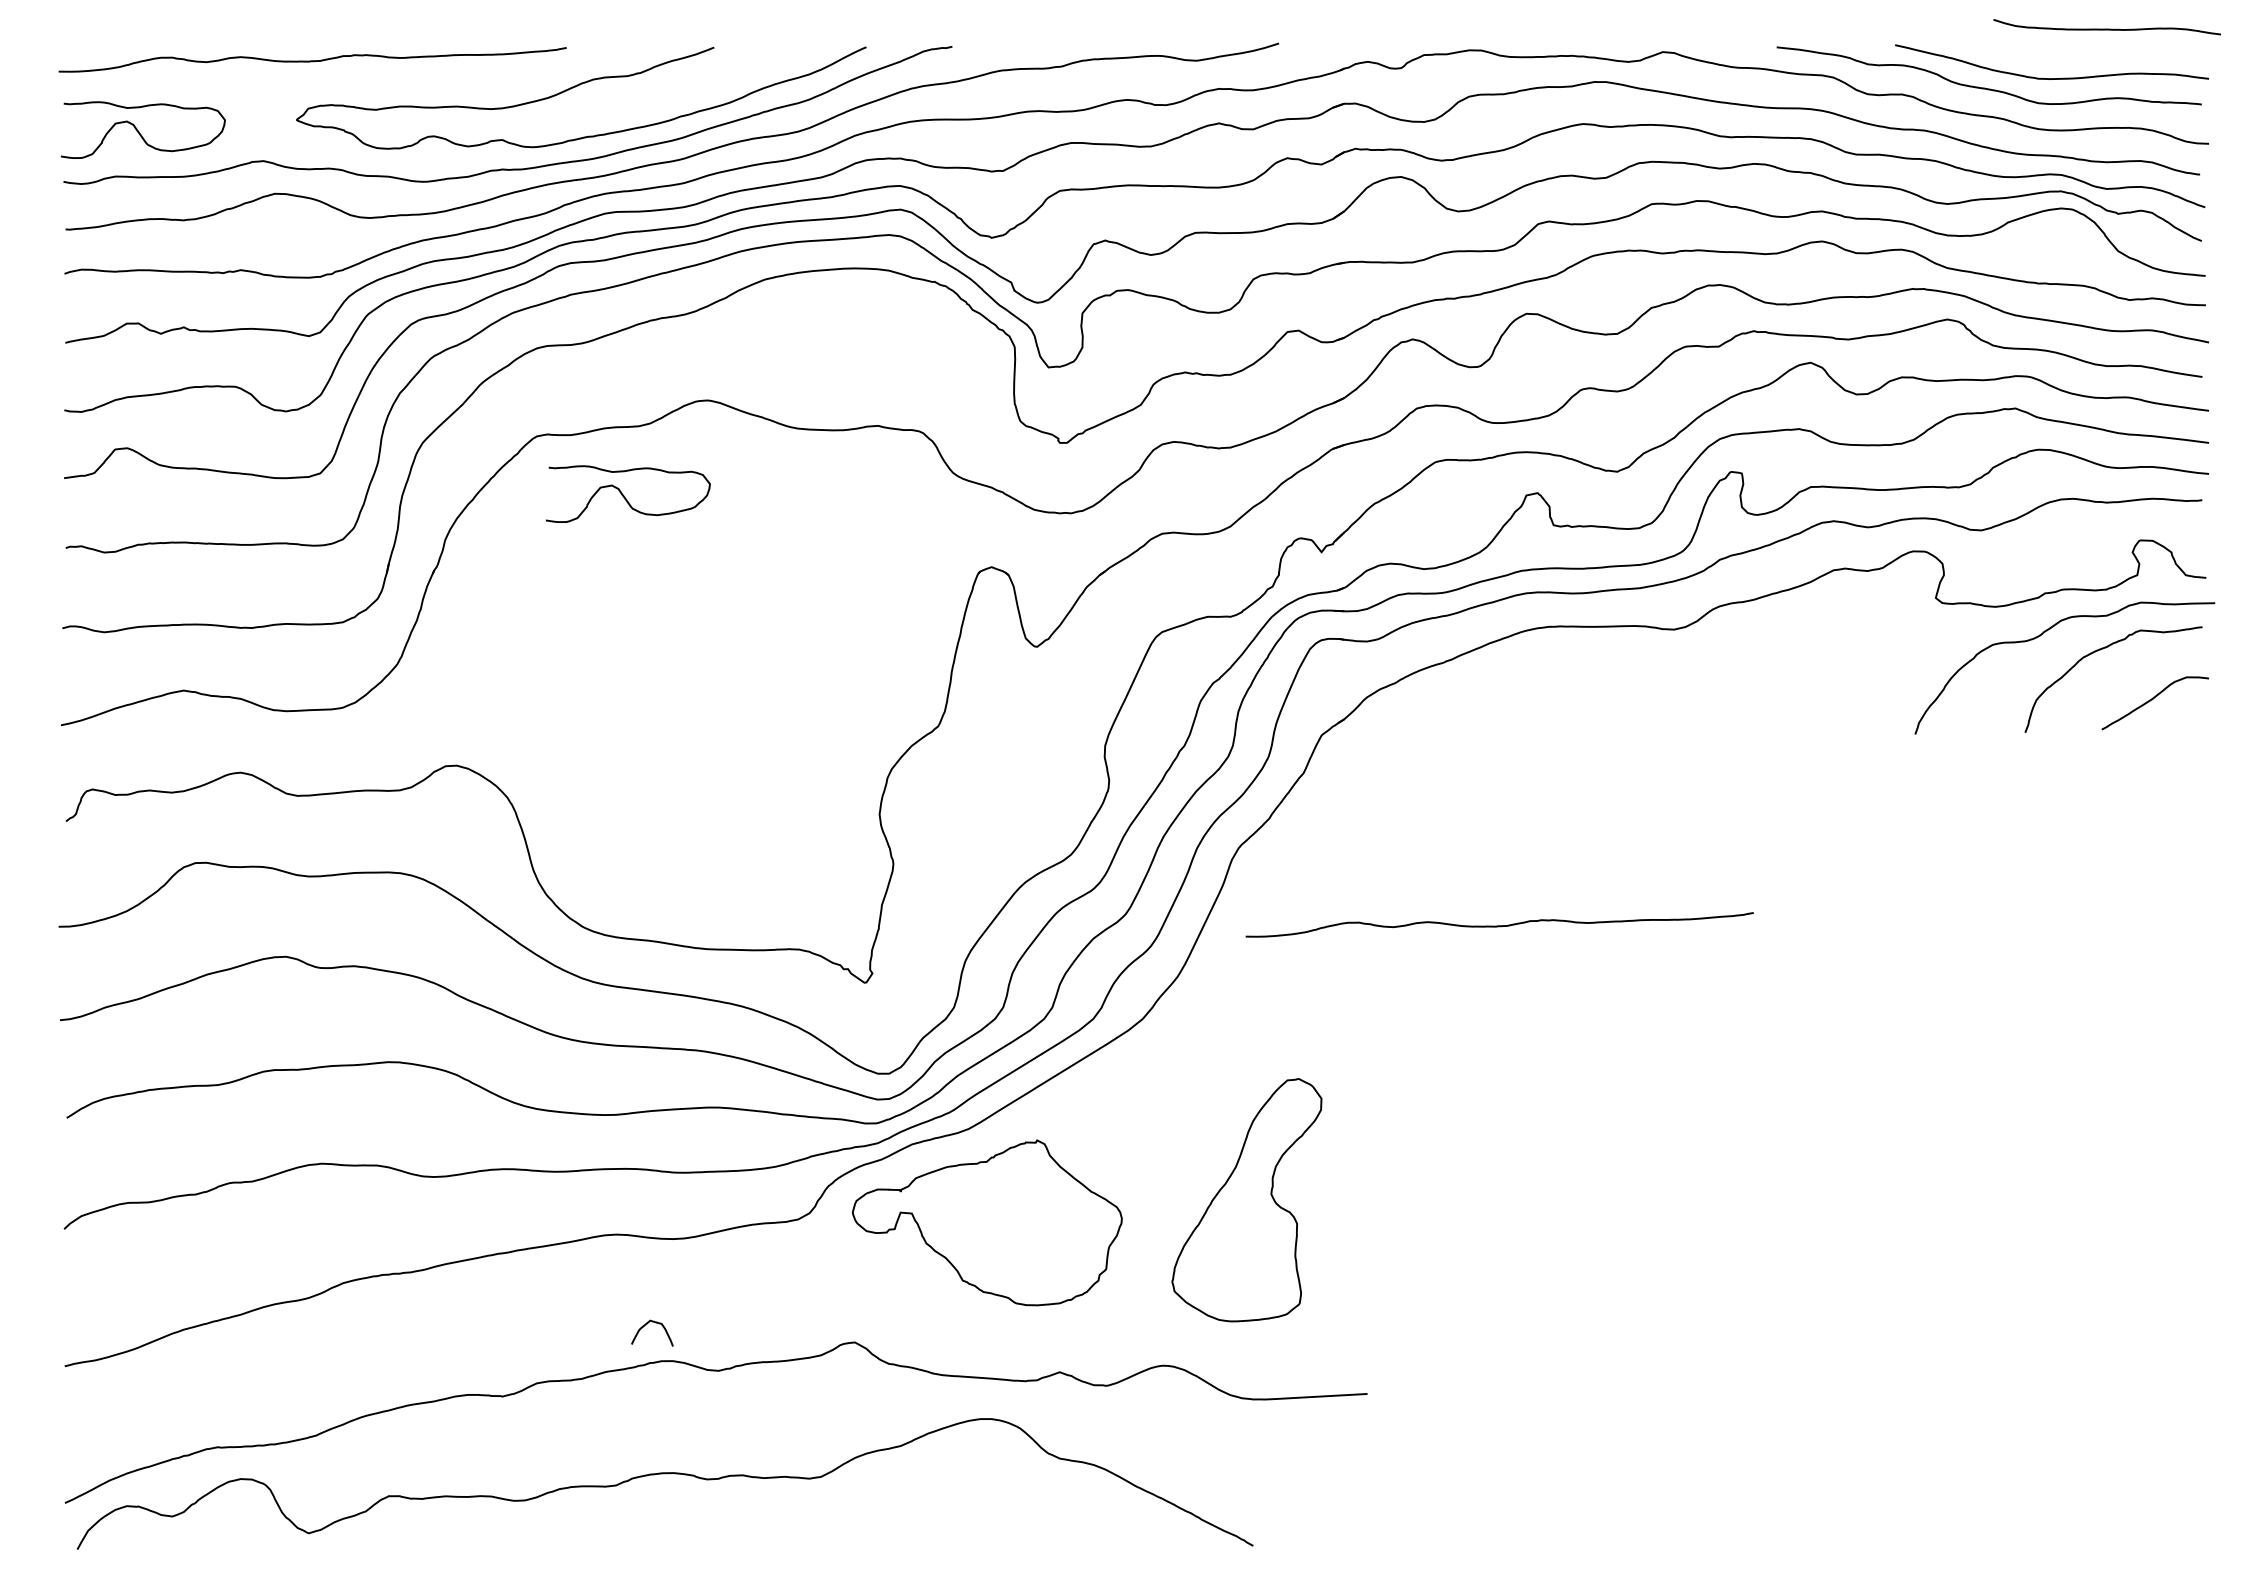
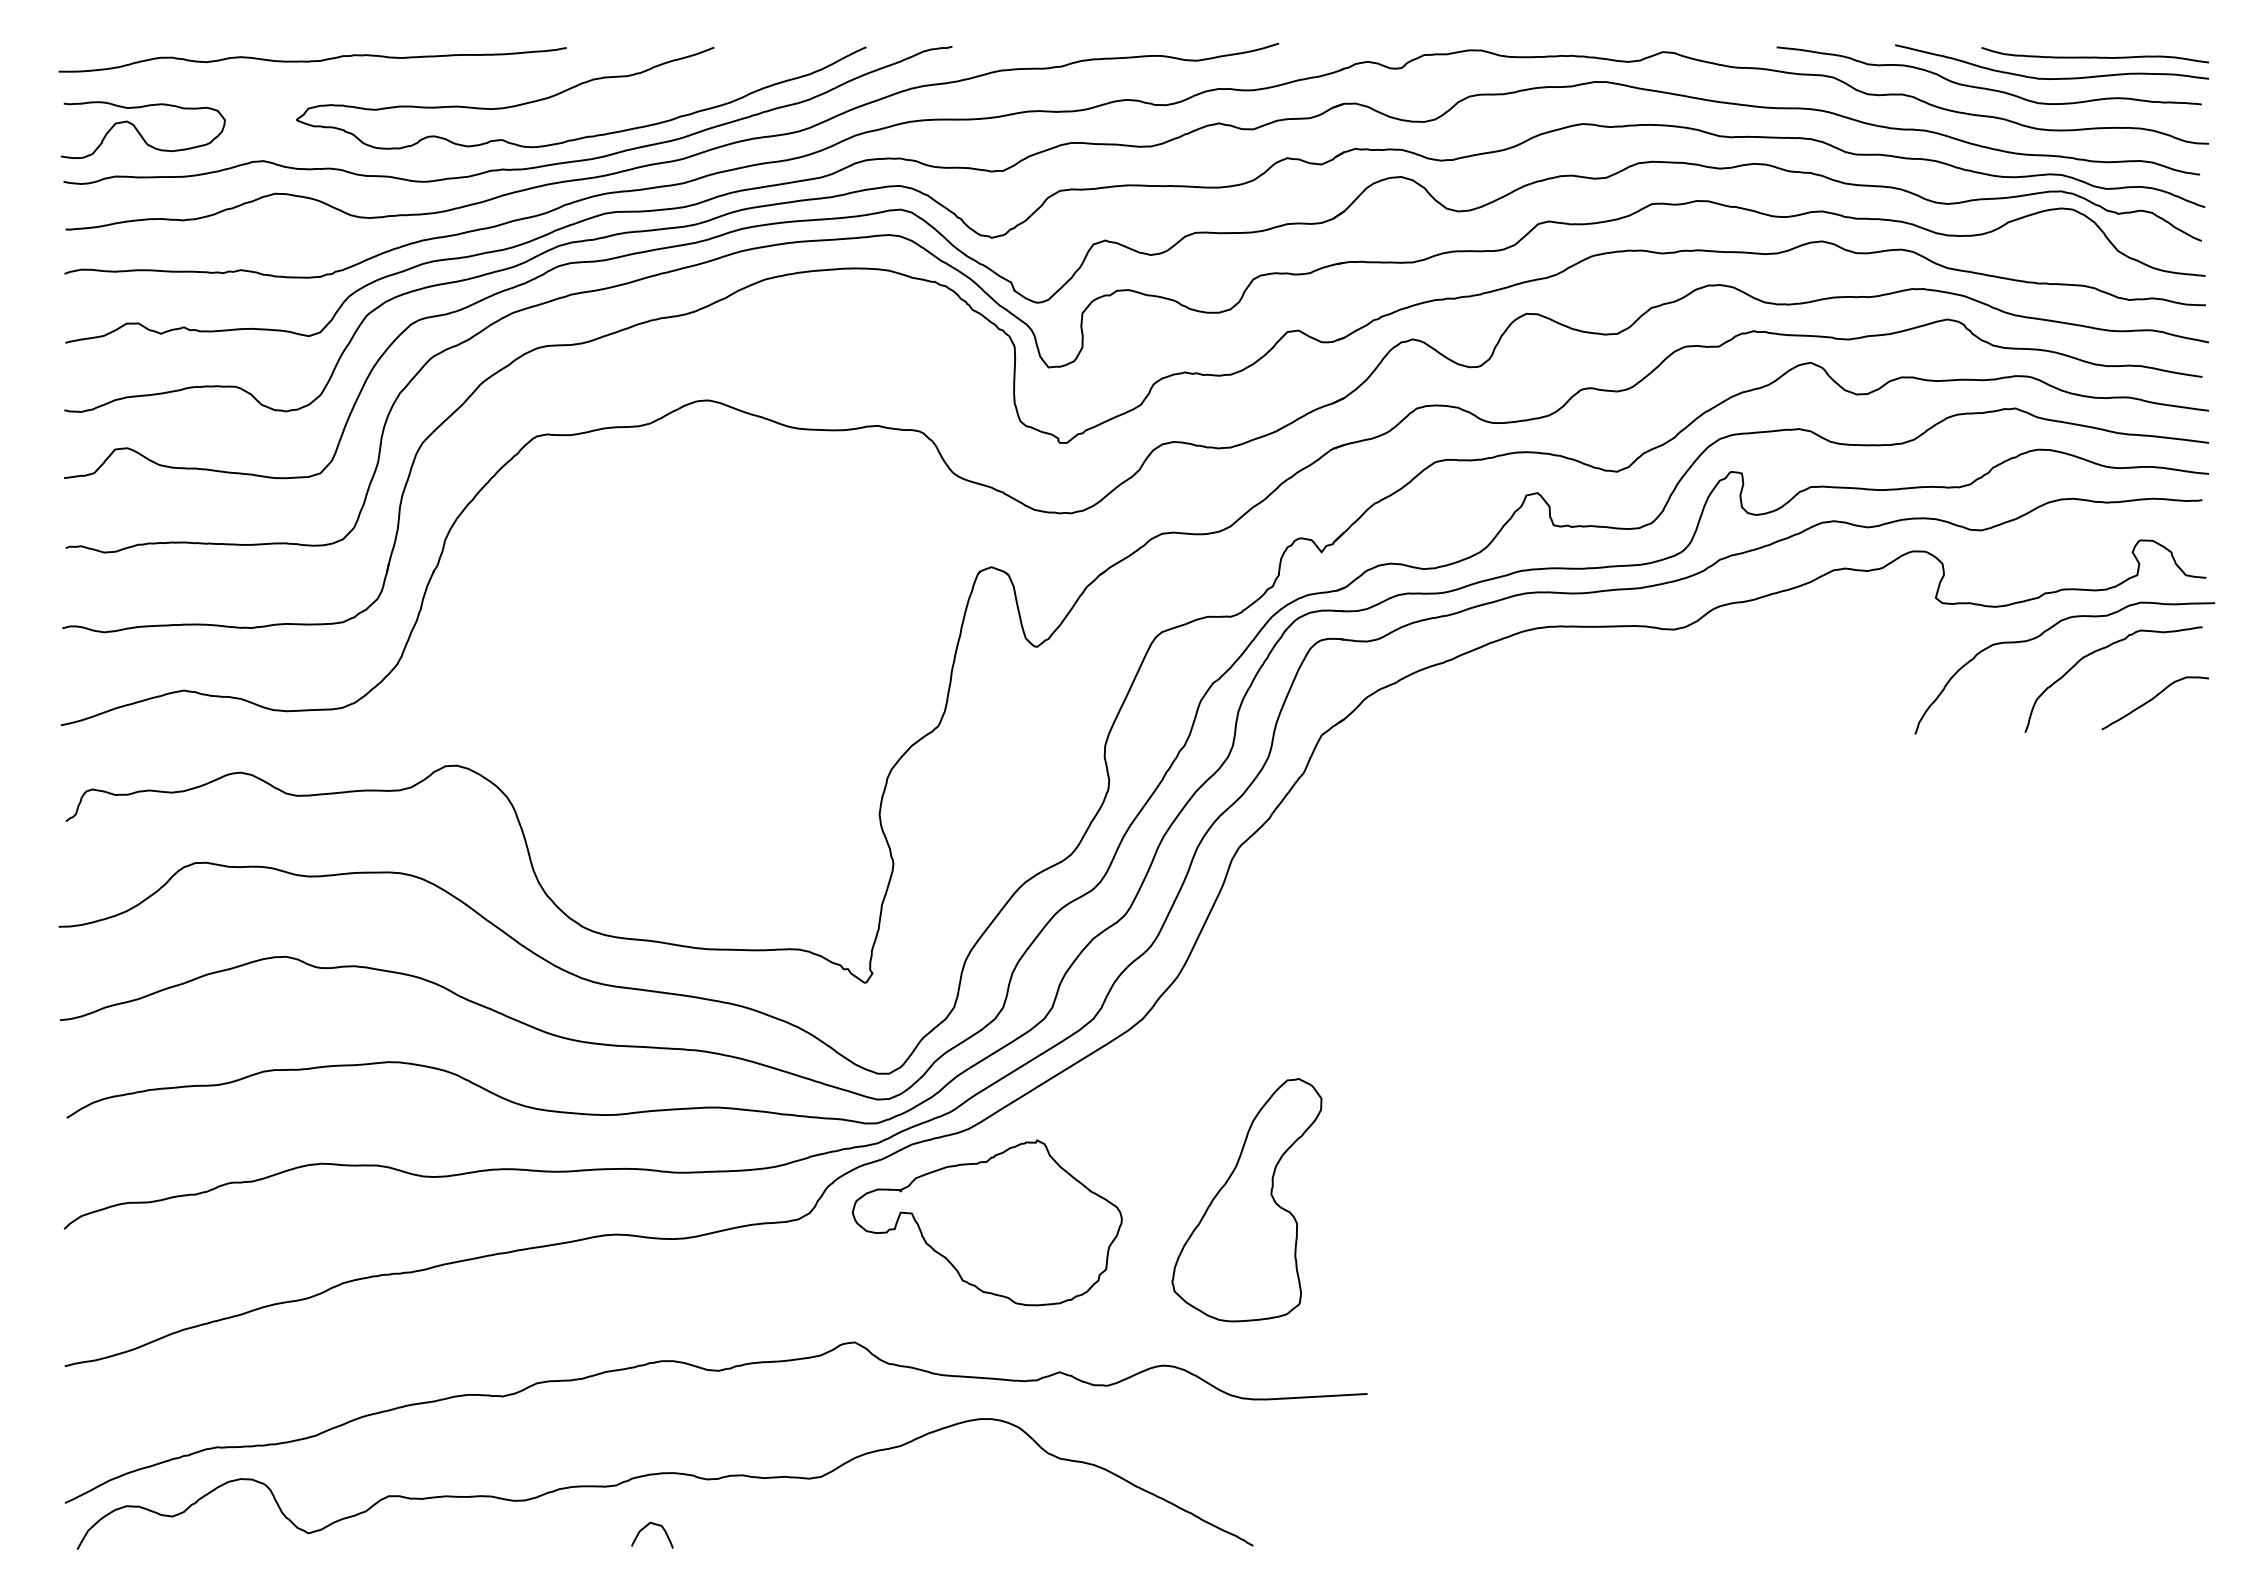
curve position: (2106, 28) -> (2094, 56) (2094, 56)
curve: present -> none (624, 495)
curve: present -> none (1499, 925)
curve position: (646, 1325) -> (646, 1527) (646, 1527)
